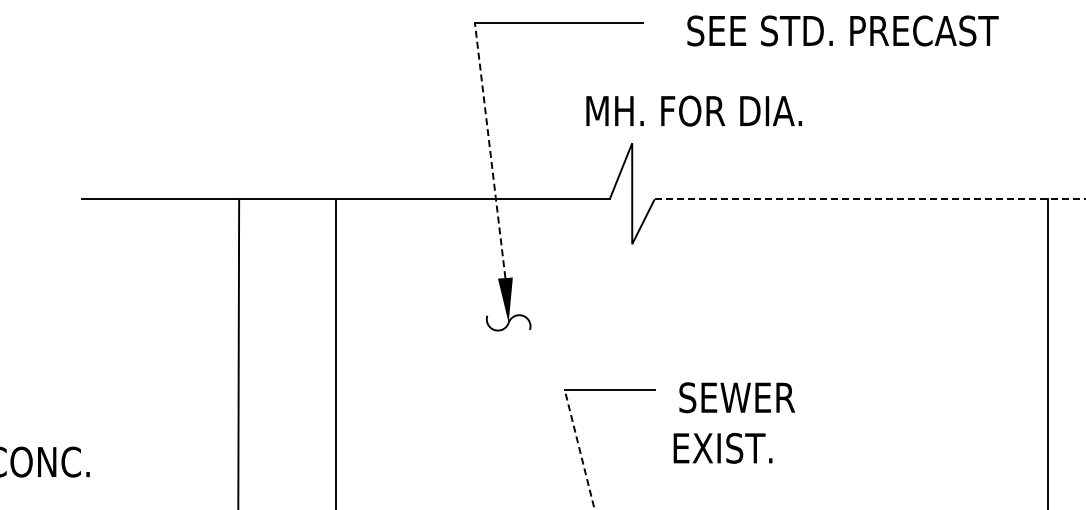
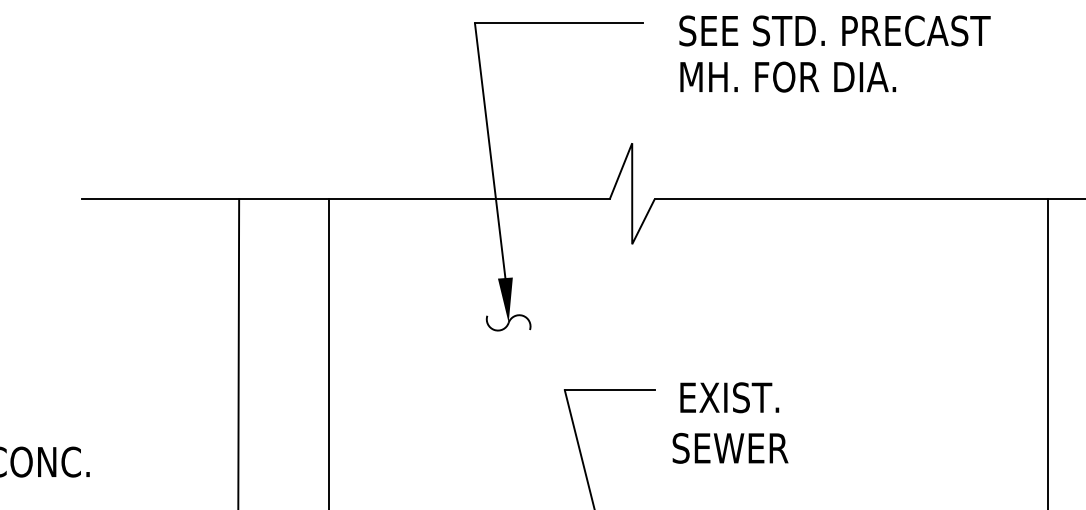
text position: (842, 30) -> (834, 30) (834, 30)
text position: (694, 110) -> (788, 76) (788, 76)
line: dashed -> solid (490, 150)
line: dashed -> solid (870, 199)
line position: (335, 352) -> (328, 352) (328, 352)
text: SEWER -> EXIST. (737, 397)
text: EXIST. -> SEWER (730, 447)
line: dashed -> solid (579, 449)
